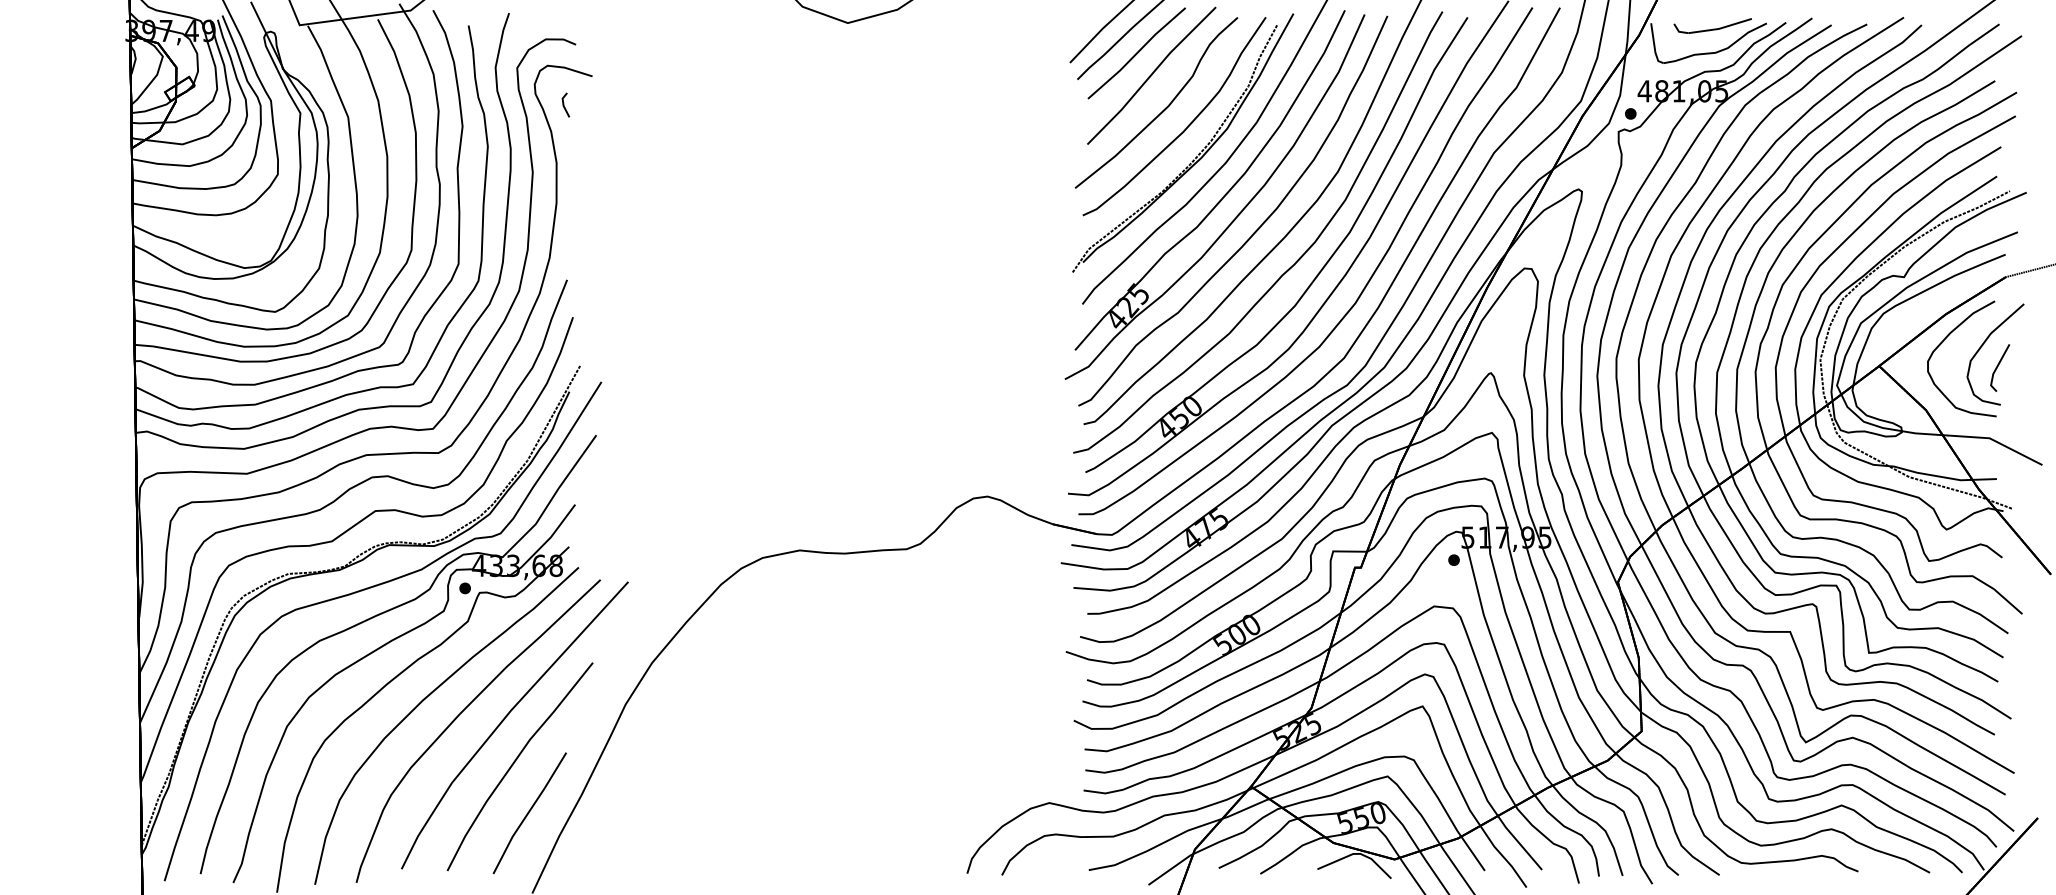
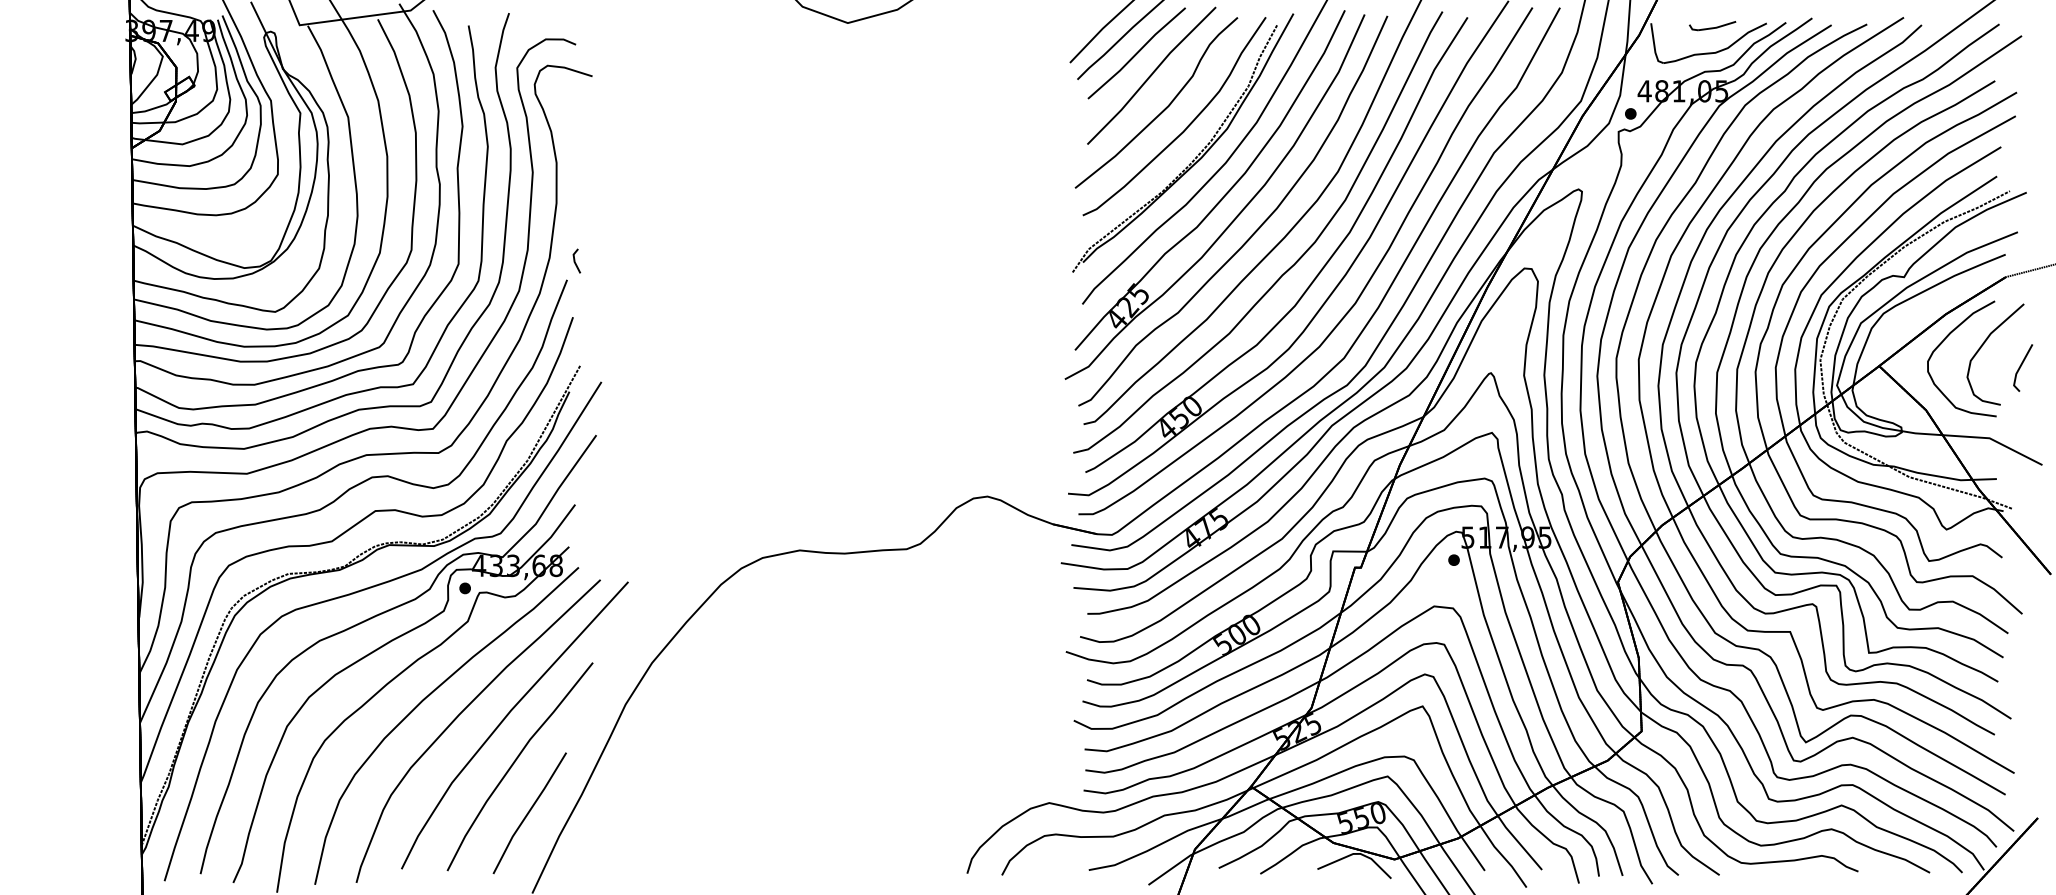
part size: 79x16 px -> 48x11 px (1712, 26)
line position: (564, 104) -> (575, 260) (575, 260)
line position: (1999, 365) -> (2022, 365) (2022, 365)
